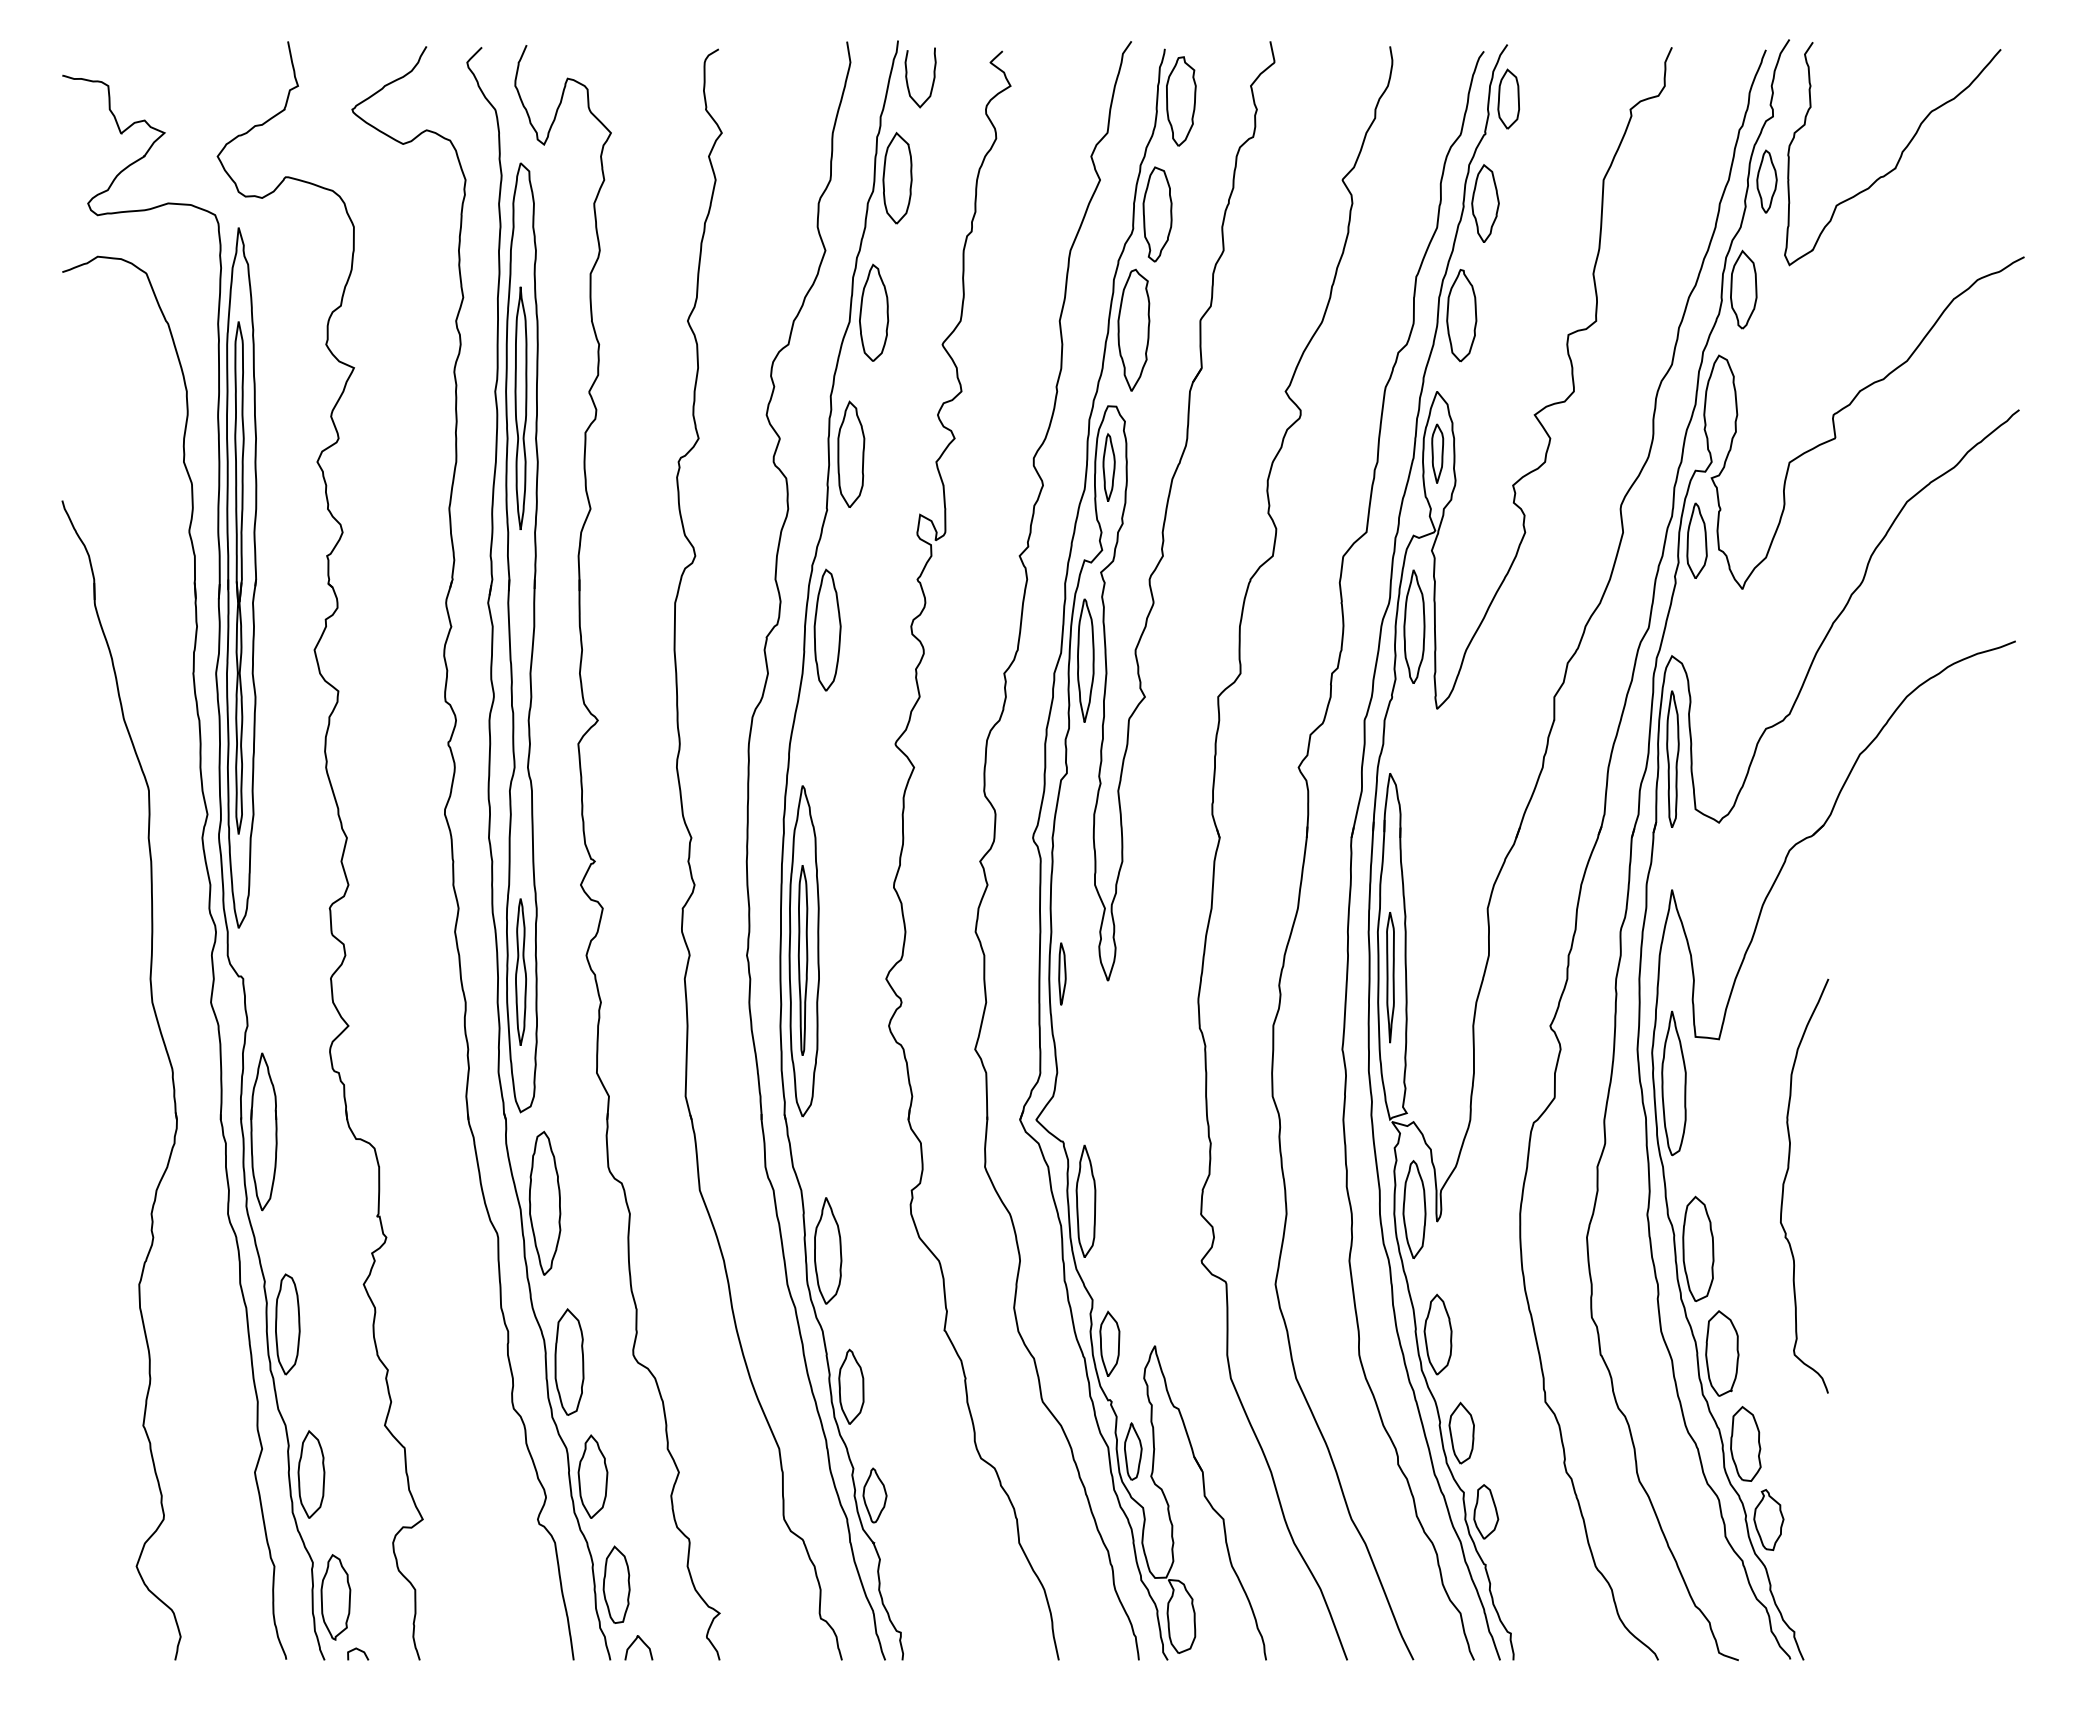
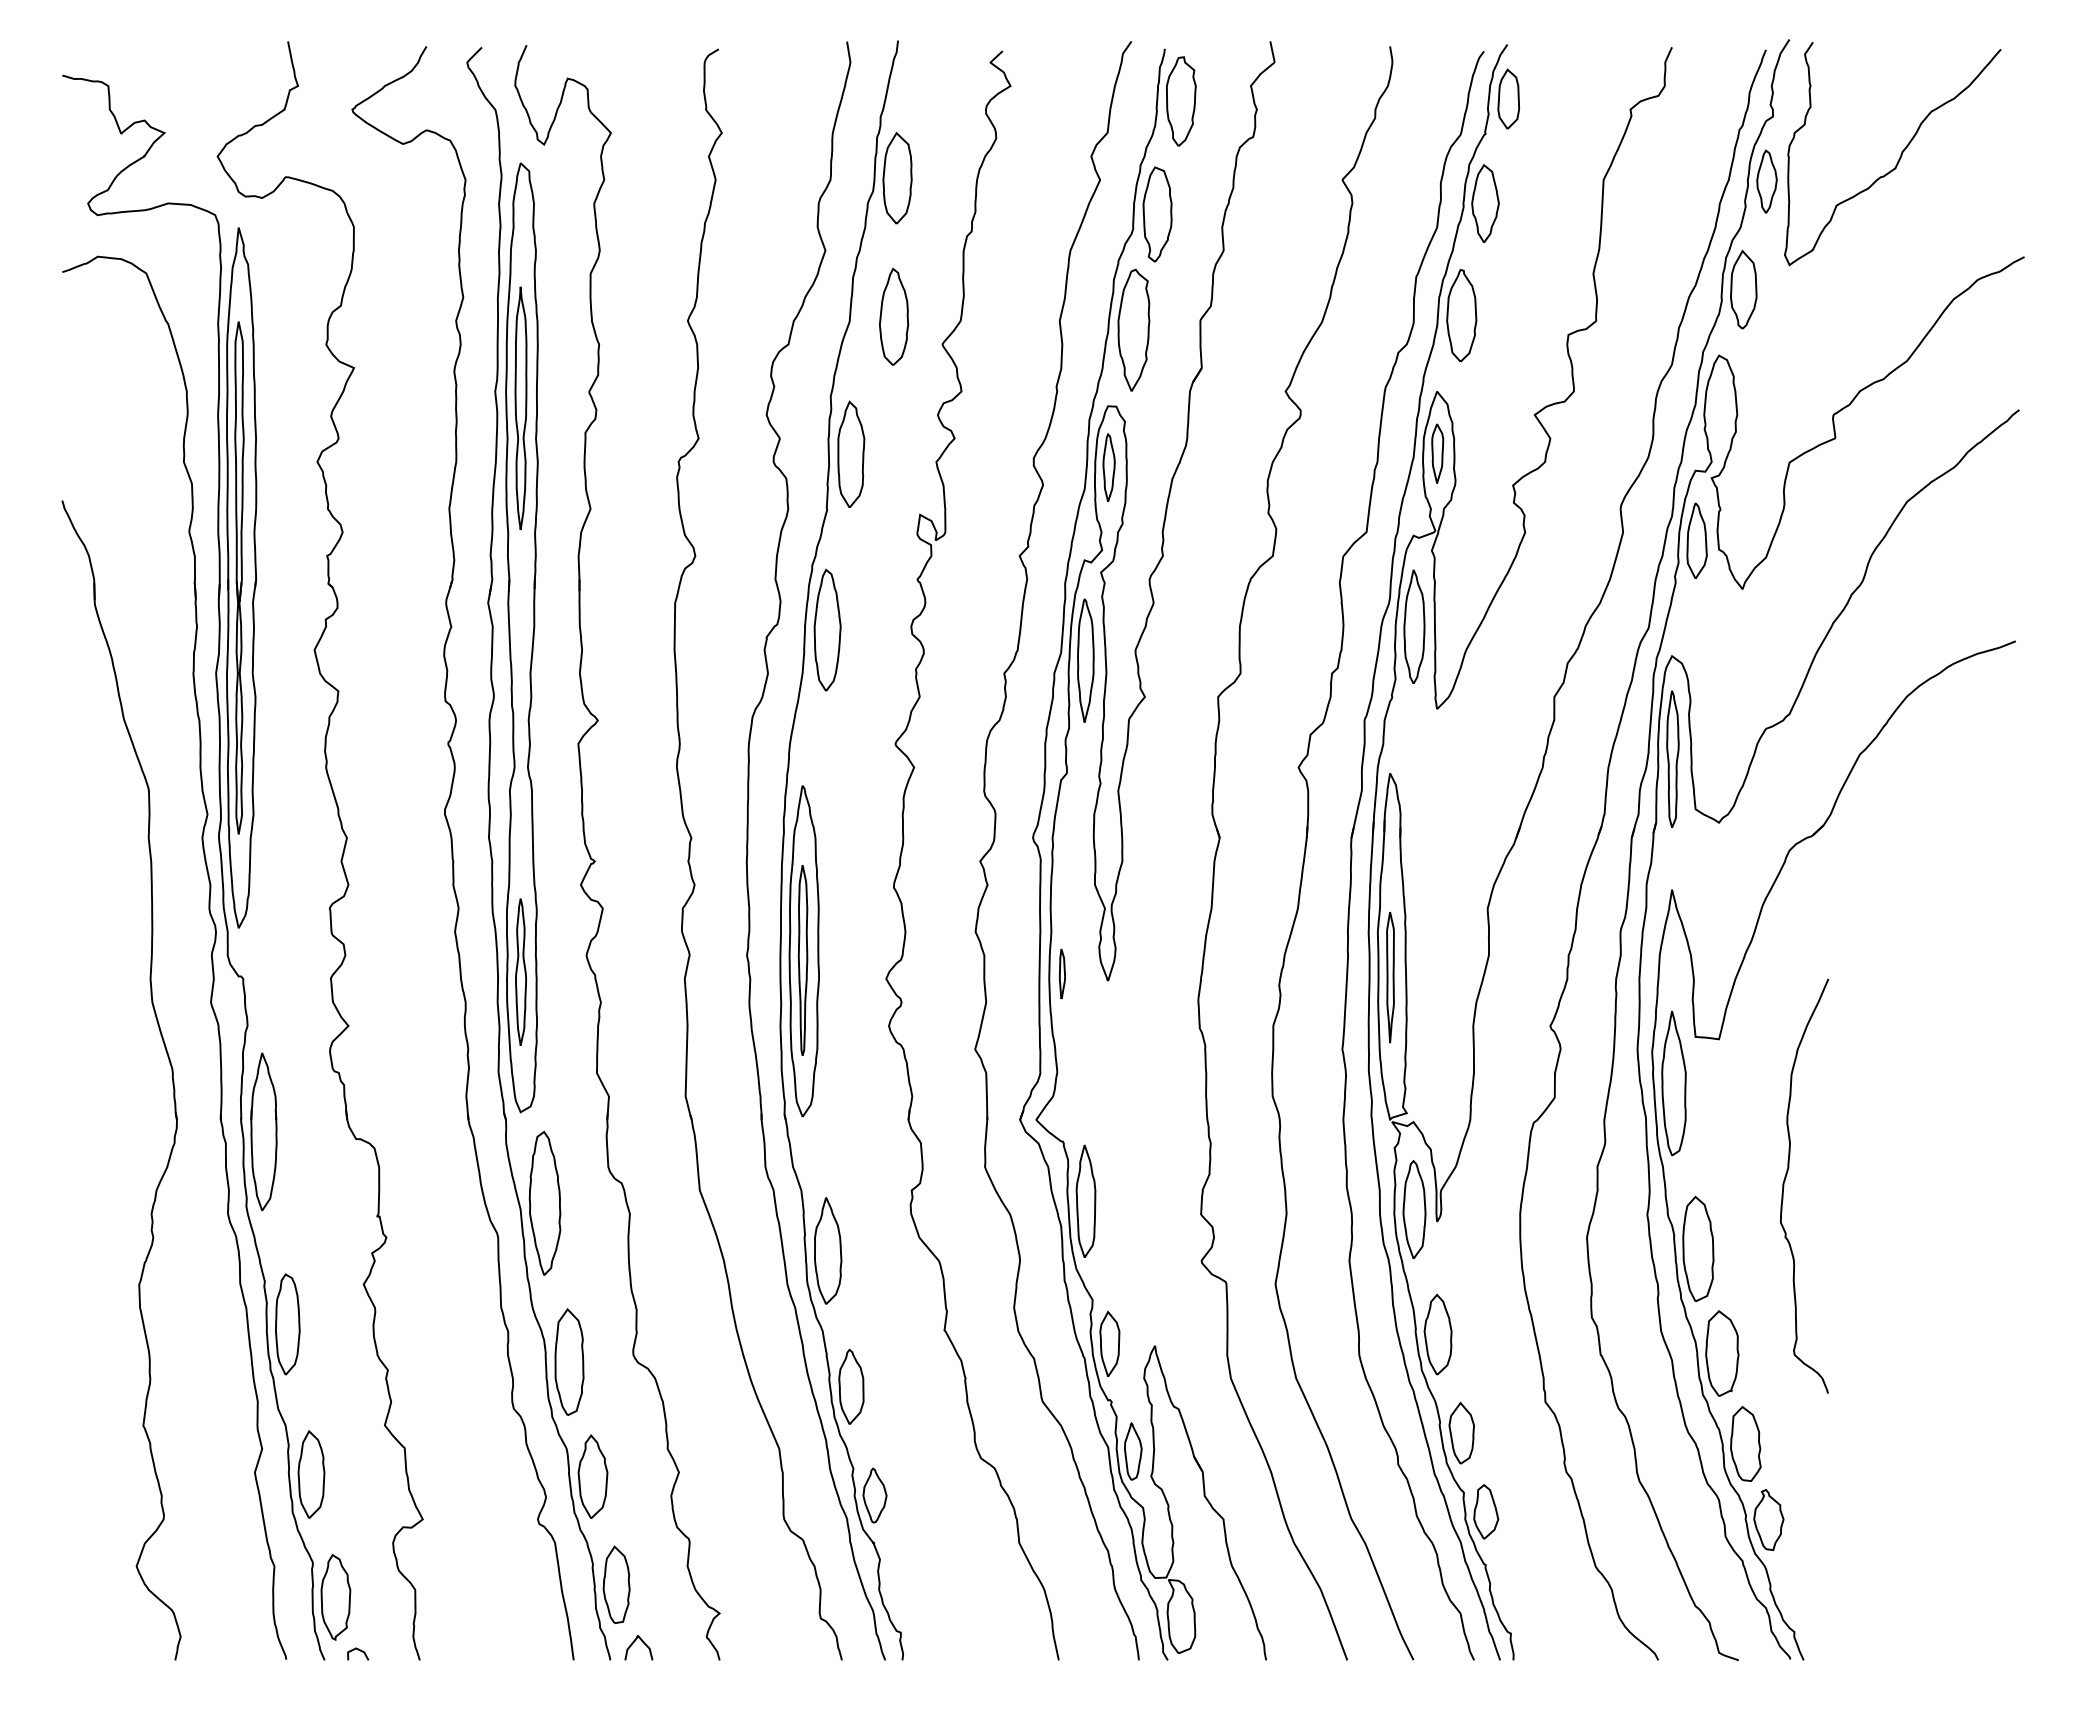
curve: present -> none (932, 81)
part position: (874, 312) -> (894, 316) (894, 316)
part size: 9x64 px -> 7x52 px (1062, 973)
